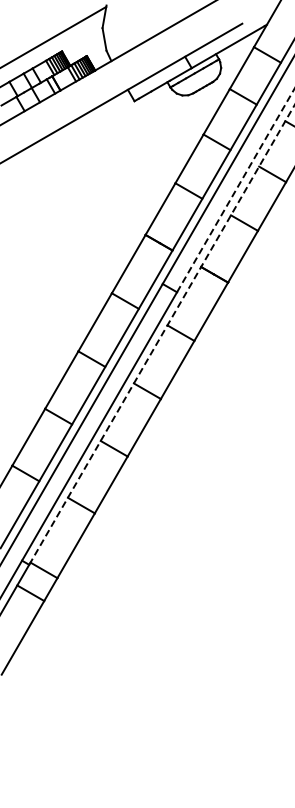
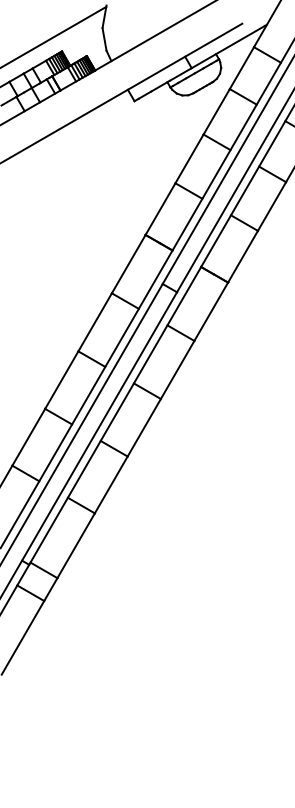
line: dashed -> solid (235, 190)
line: dashed -> solid (162, 334)
